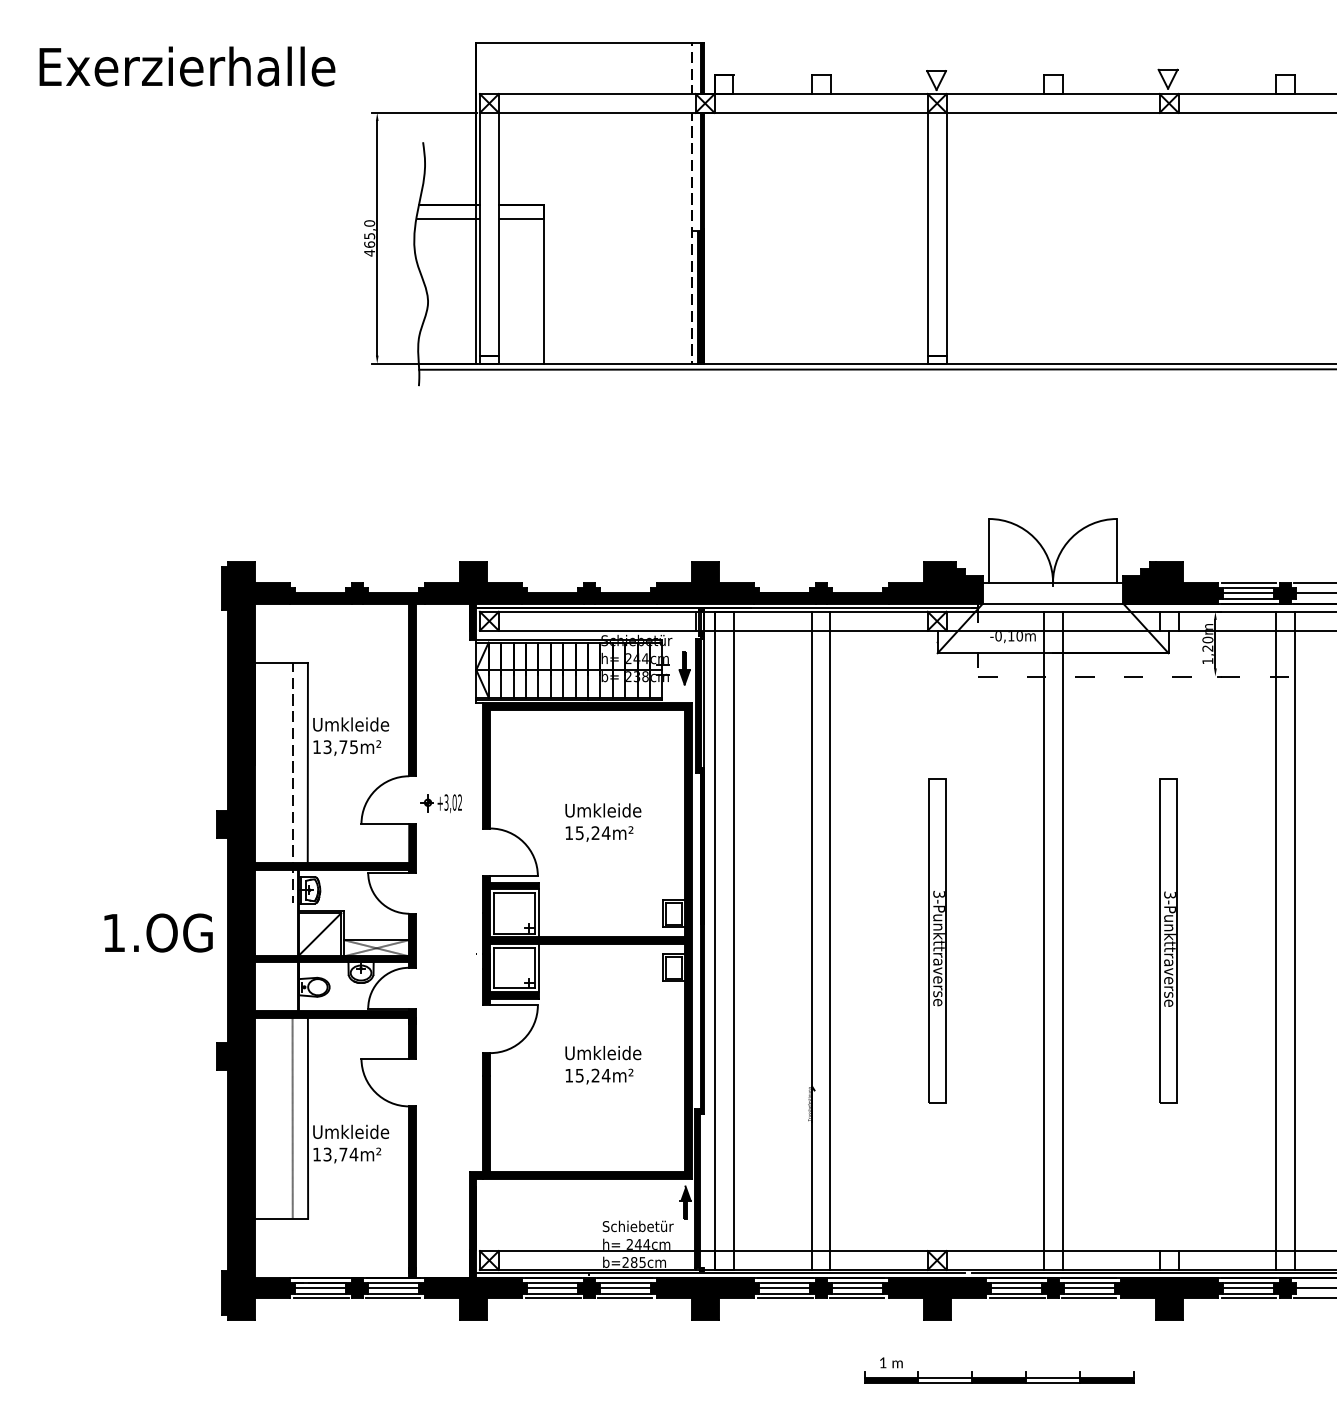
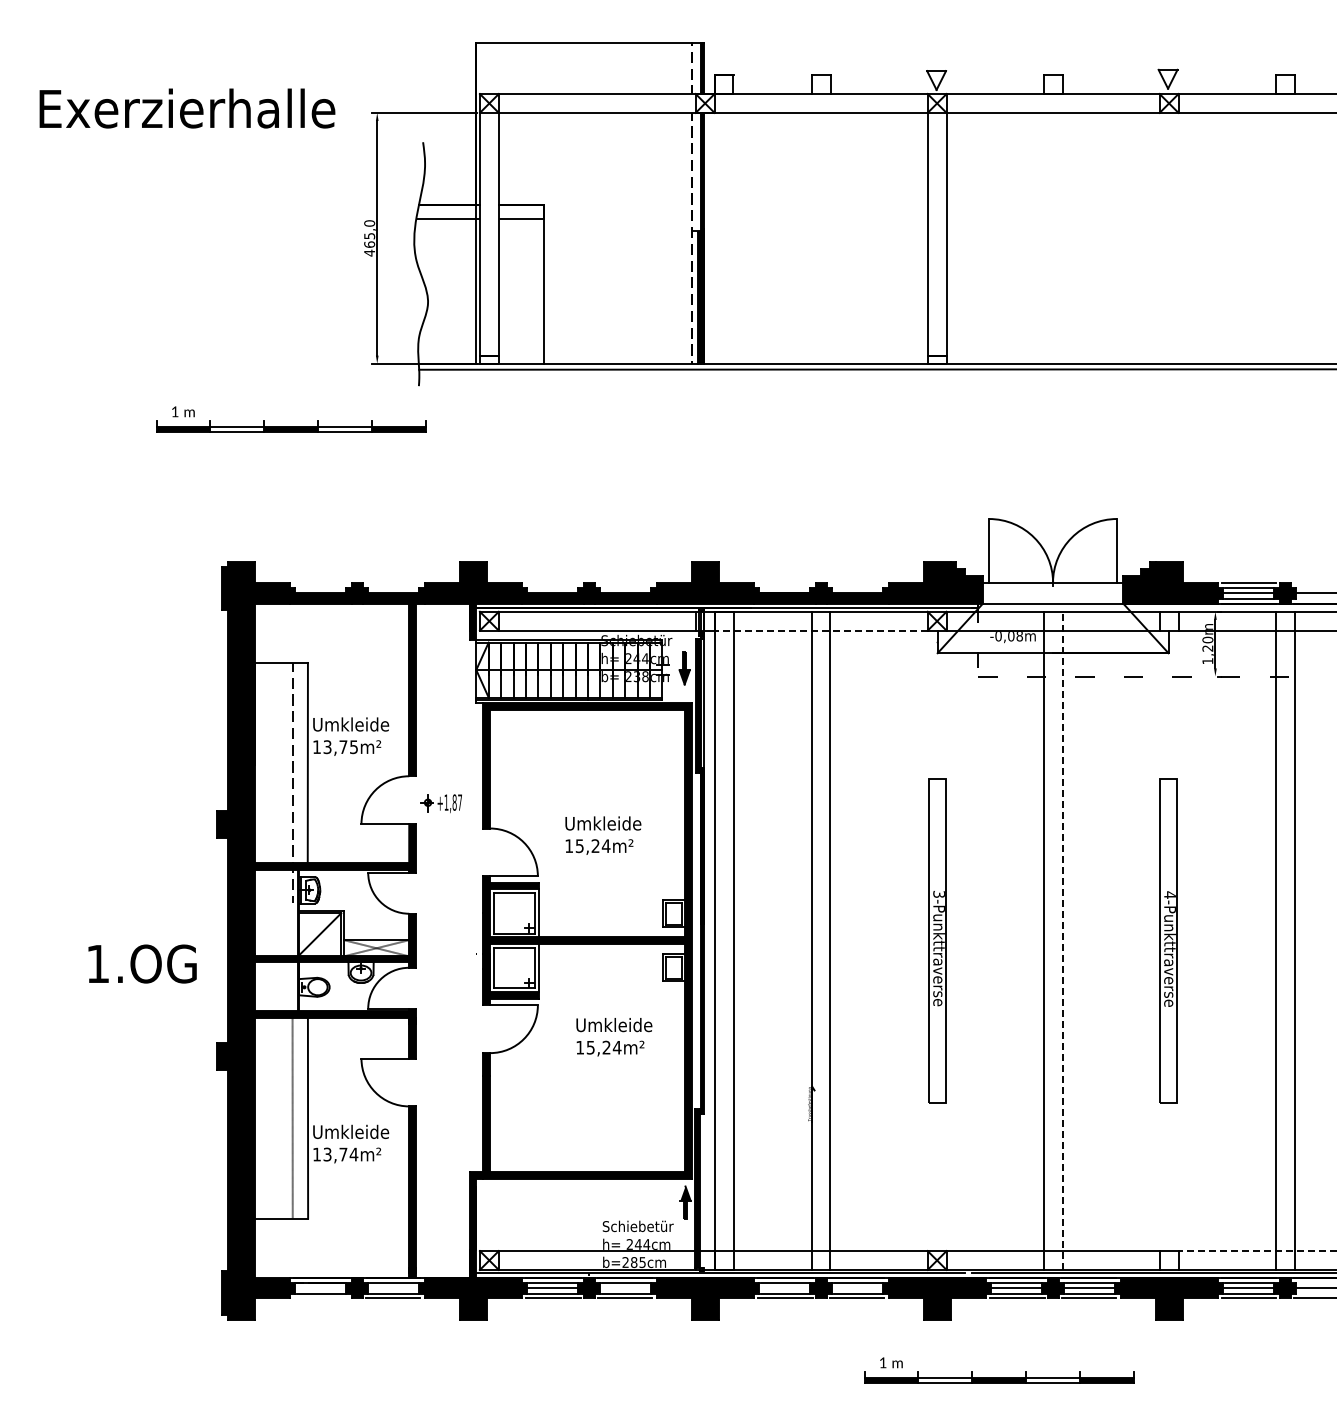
text position: (187, 66) -> (187, 108) (187, 108)
part: none -> present (291, 426)
line: present -> none (1313, 583)
line: solid -> dashed (821, 630)
text: -0,10m -> -0,08m (1015, 636)
text: +3,02 -> +1,87 (452, 802)
text position: (603, 822) -> (603, 835) (603, 835)
text: 3-Punkttraverse -> 4-Punkttraverse (1169, 894)
text position: (158, 932) -> (142, 963) (142, 963)
line: solid -> dashed (1062, 940)
text position: (603, 1065) -> (614, 1037) (614, 1037)
line: solid -> dashed (1257, 1251)
line: present -> none (320, 1288)
line: present -> none (393, 1288)
line: present -> none (625, 1288)
line: present -> none (784, 1288)
line: present -> none (857, 1288)
line: present -> none (321, 1298)
